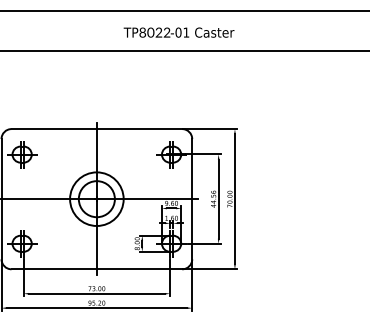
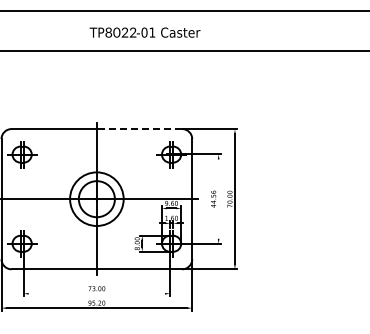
text position: (178, 32) -> (144, 32) (144, 32)
line: solid -> dashed (139, 129)
line: present -> none (218, 198)
line: present -> none (96, 293)
